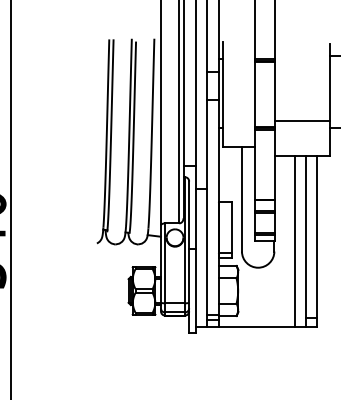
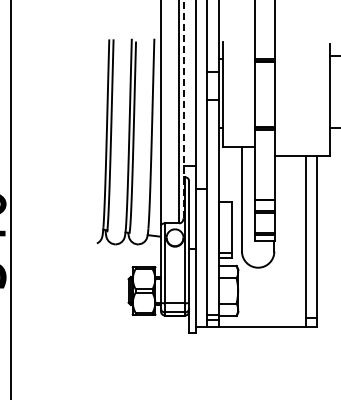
line: solid -> dashed (183, 108)
line: present -> none (302, 121)
line: present -> none (294, 241)
